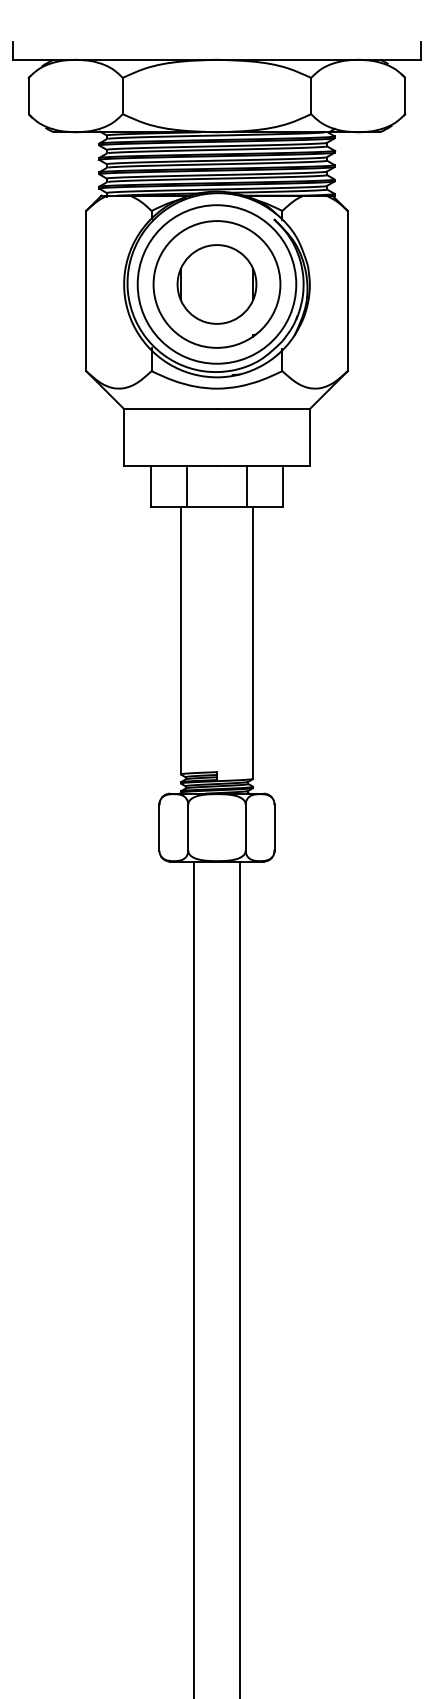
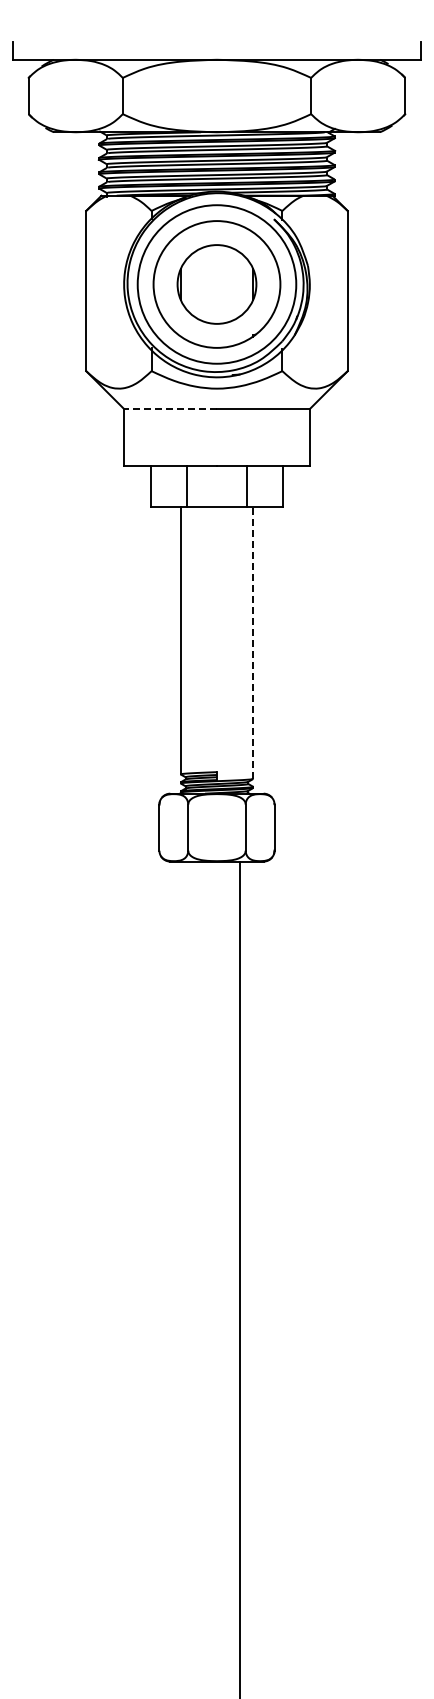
line: solid -> dashed (170, 408)
line: solid -> dashed (253, 642)
line: present -> none (194, 1278)
